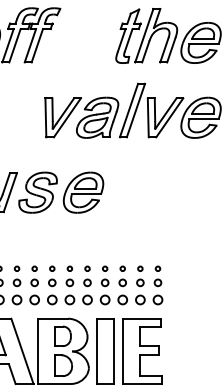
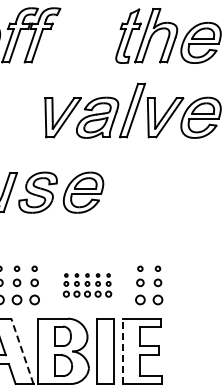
part size: 81x41 px -> 51x25 px (87, 285)
line: solid -> dashed (22, 350)
line: solid -> dashed (122, 351)
